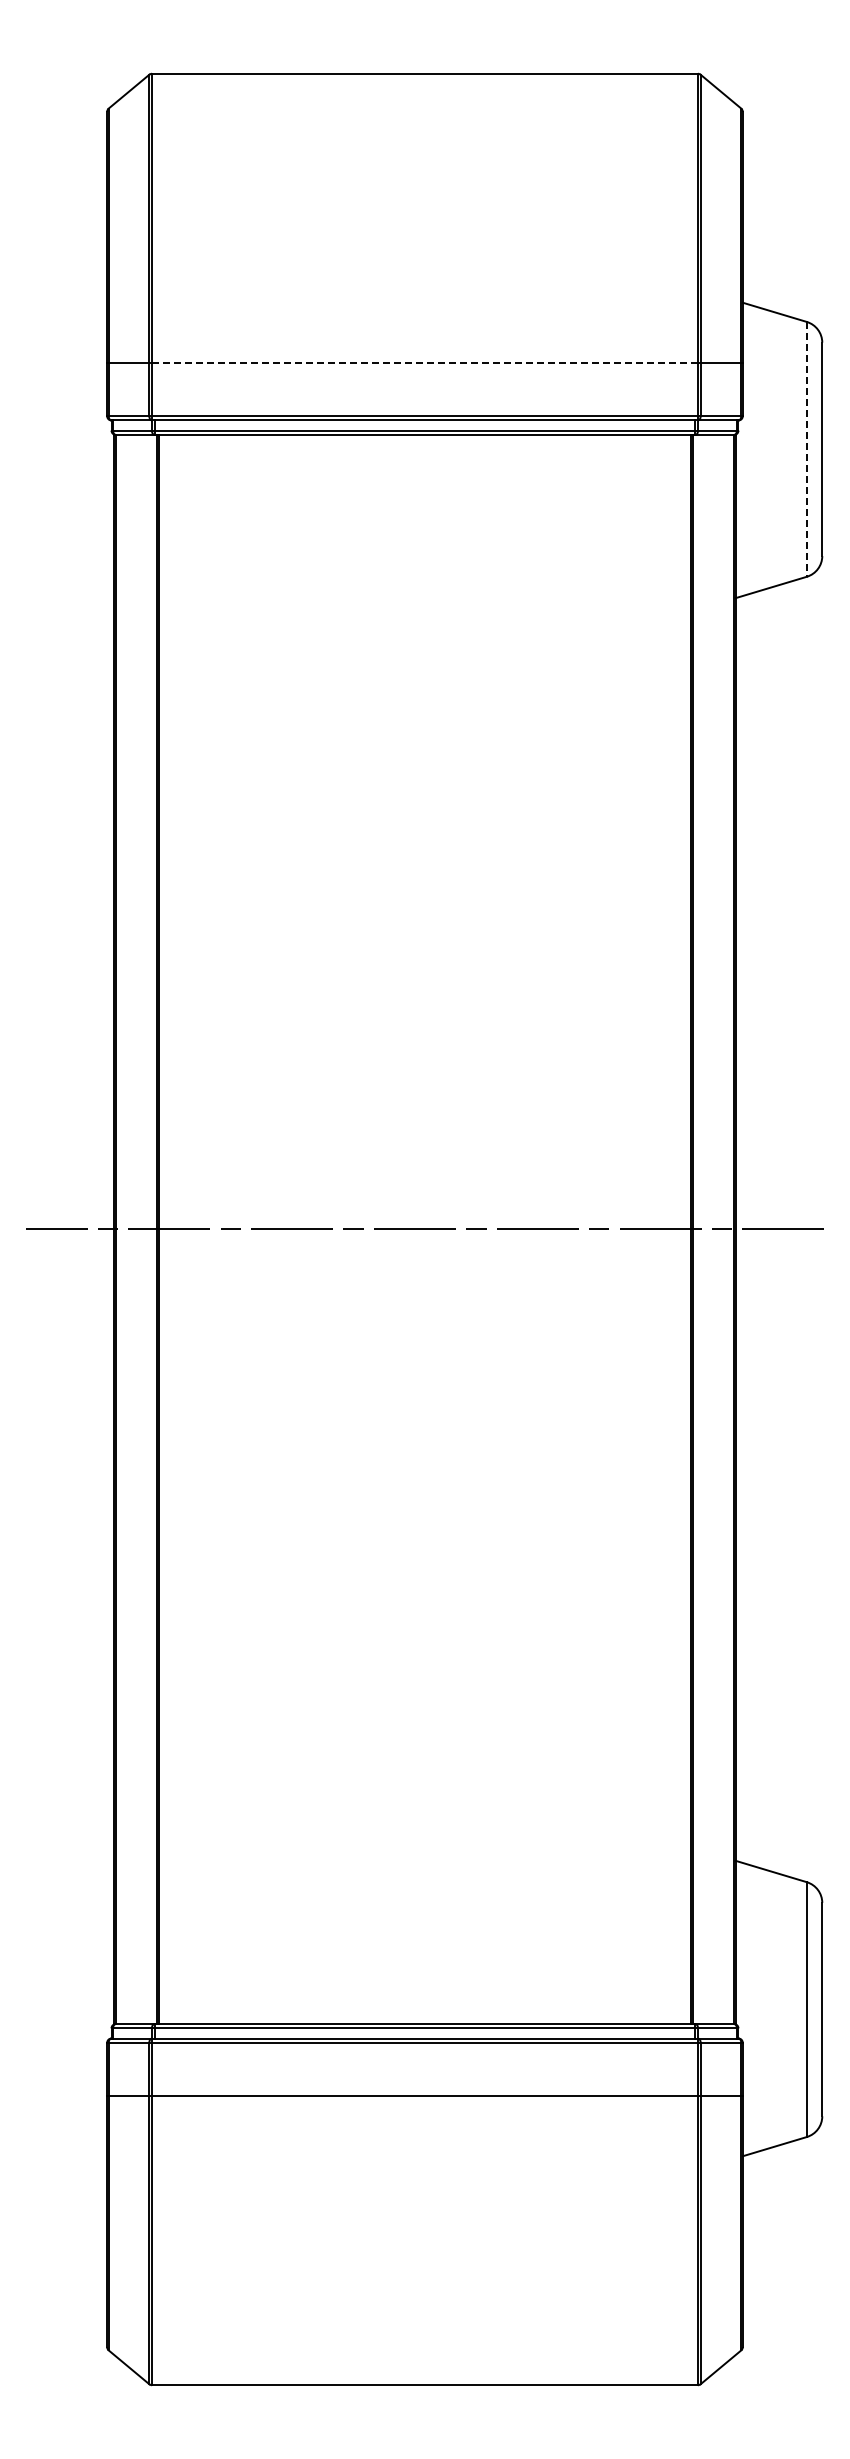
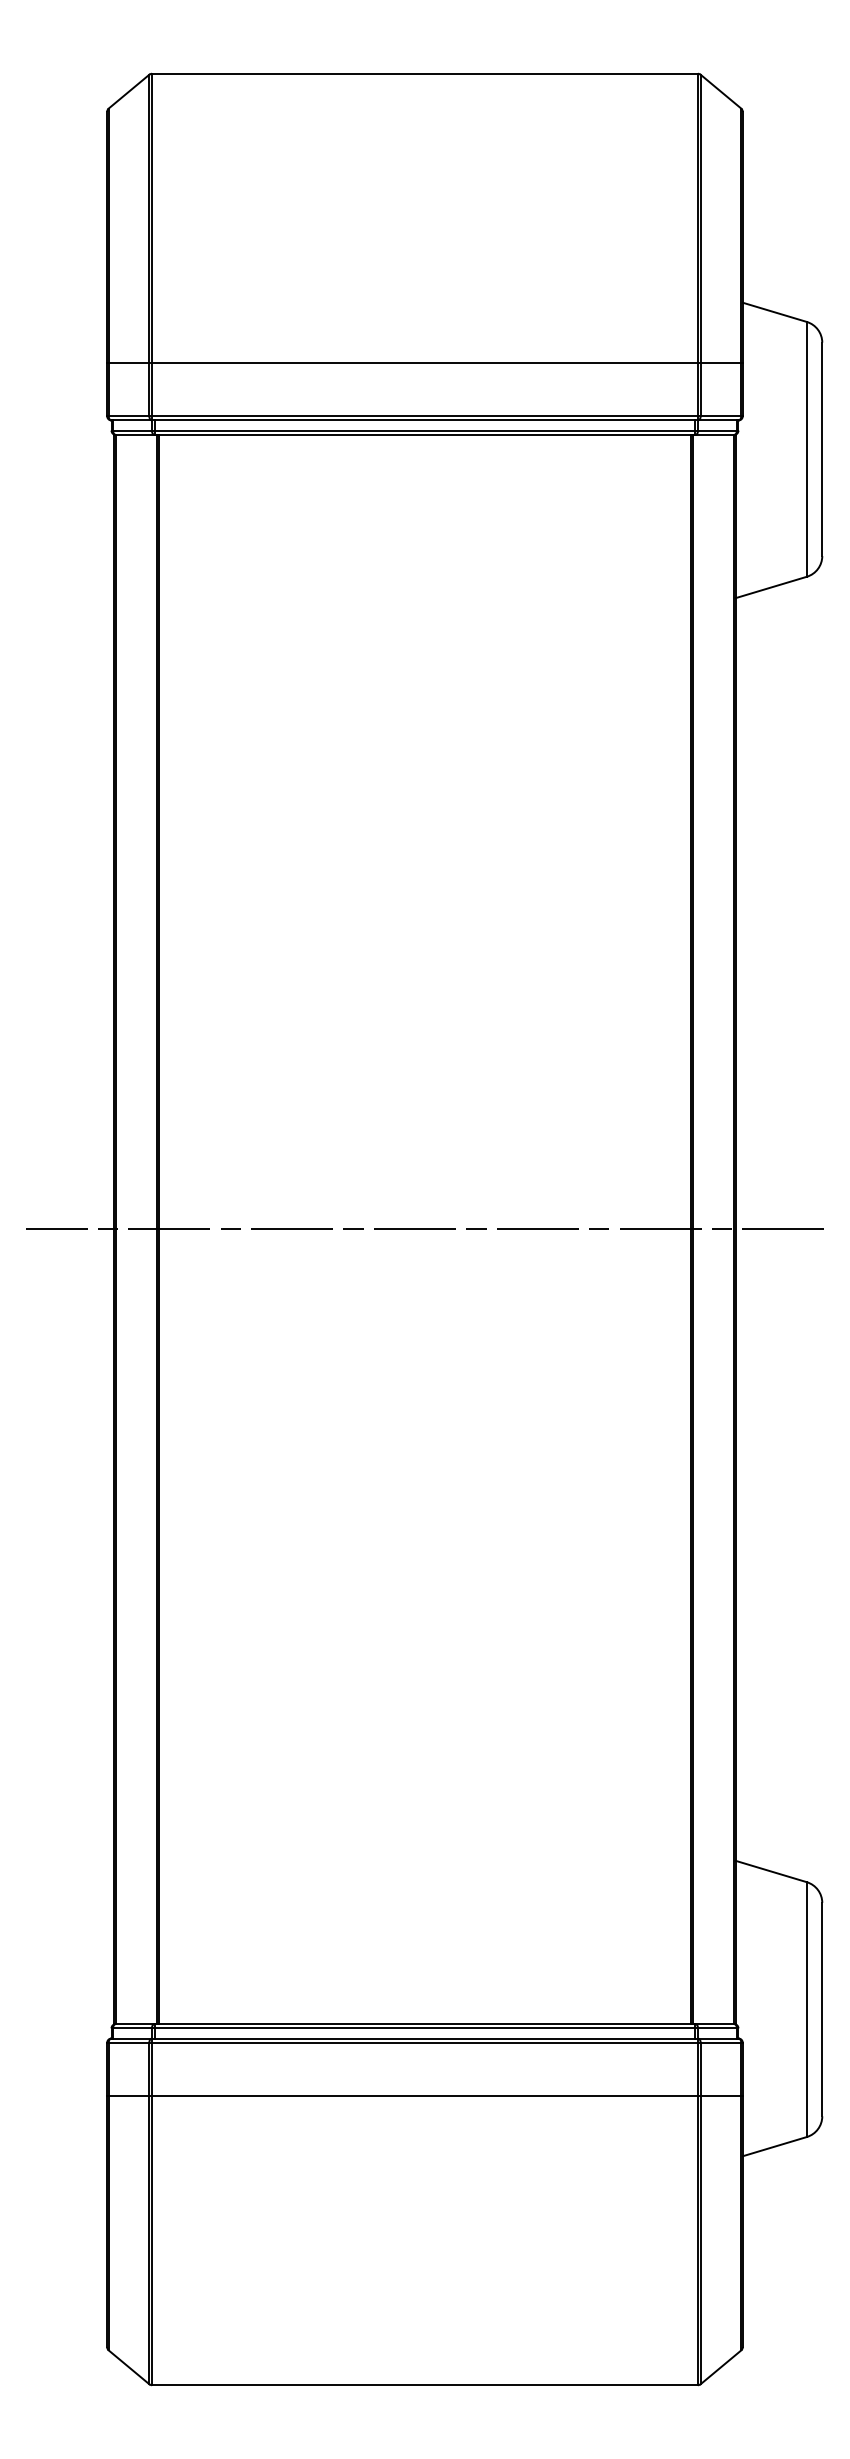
line: dashed -> solid (424, 362)
line: dashed -> solid (806, 449)
